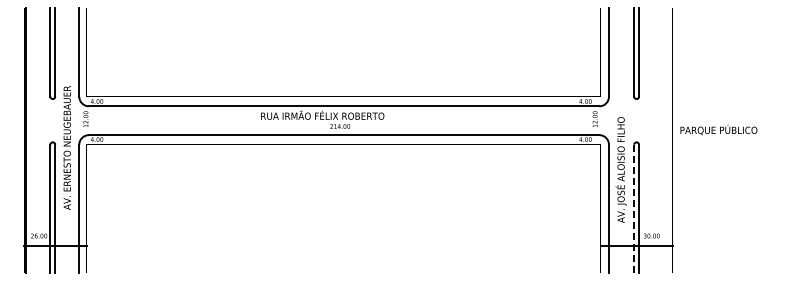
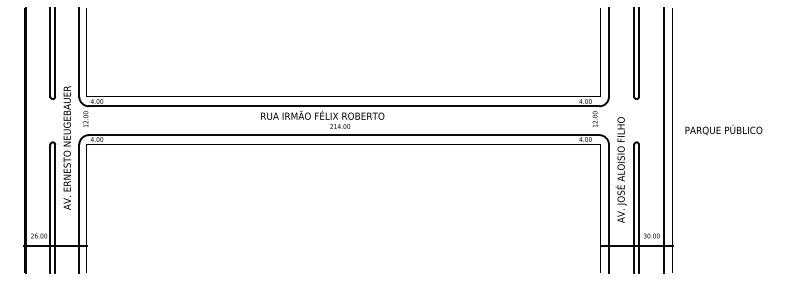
text position: (718, 129) -> (723, 129) (723, 129)
line: none -> present (664, 140)
line: dashed -> solid (634, 208)
